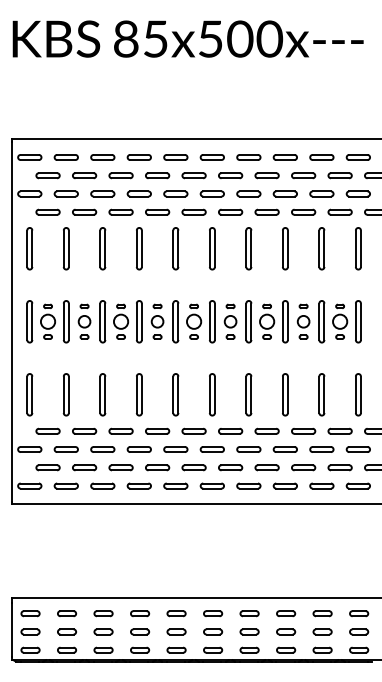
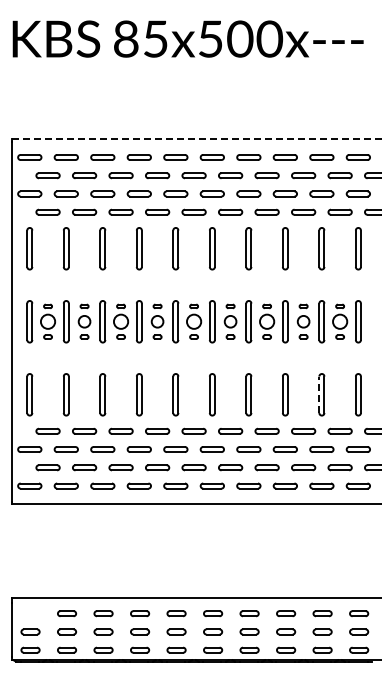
line: solid -> dashed (196, 139)
line: solid -> dashed (319, 394)
part: present -> none (30, 613)
